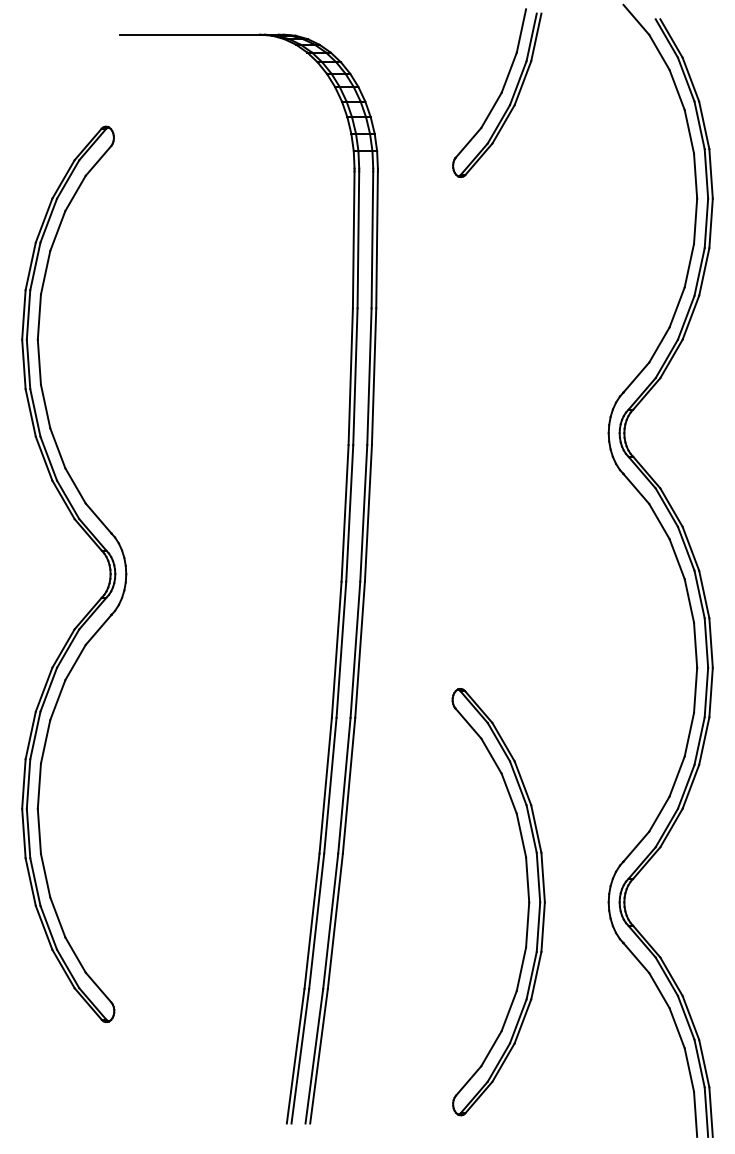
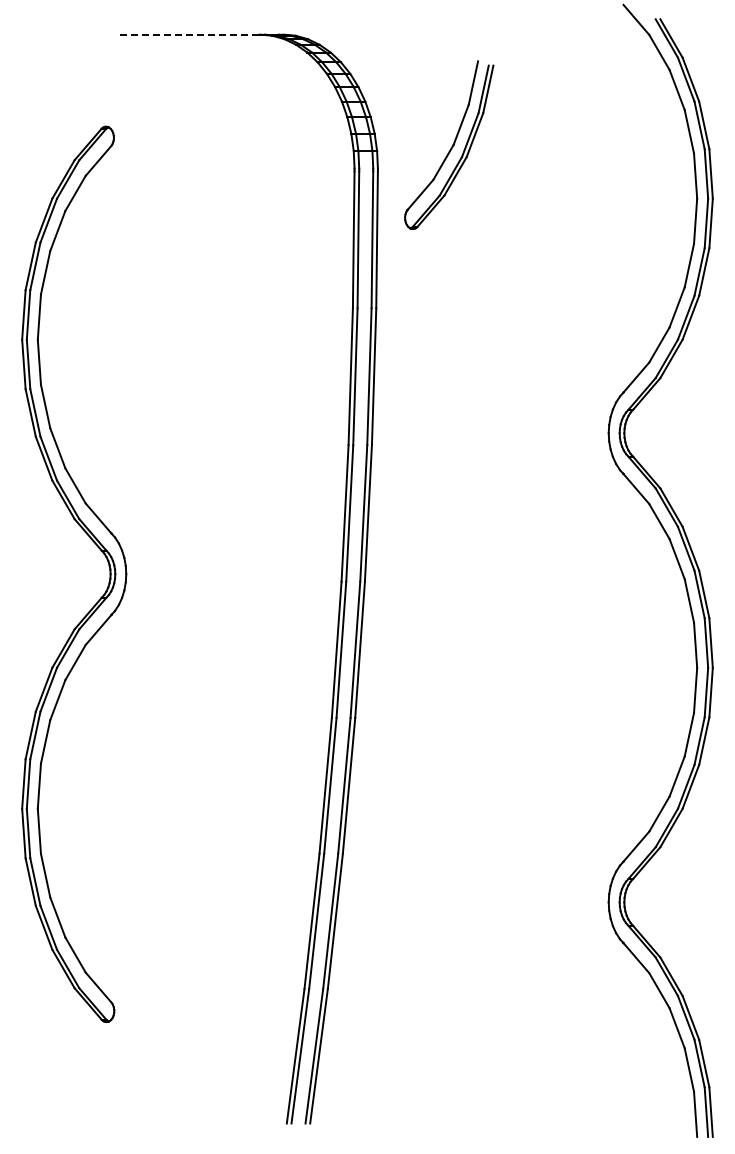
line: solid -> dashed (190, 34)
part position: (497, 92) -> (449, 144) (449, 144)
part: present -> none (527, 896)
